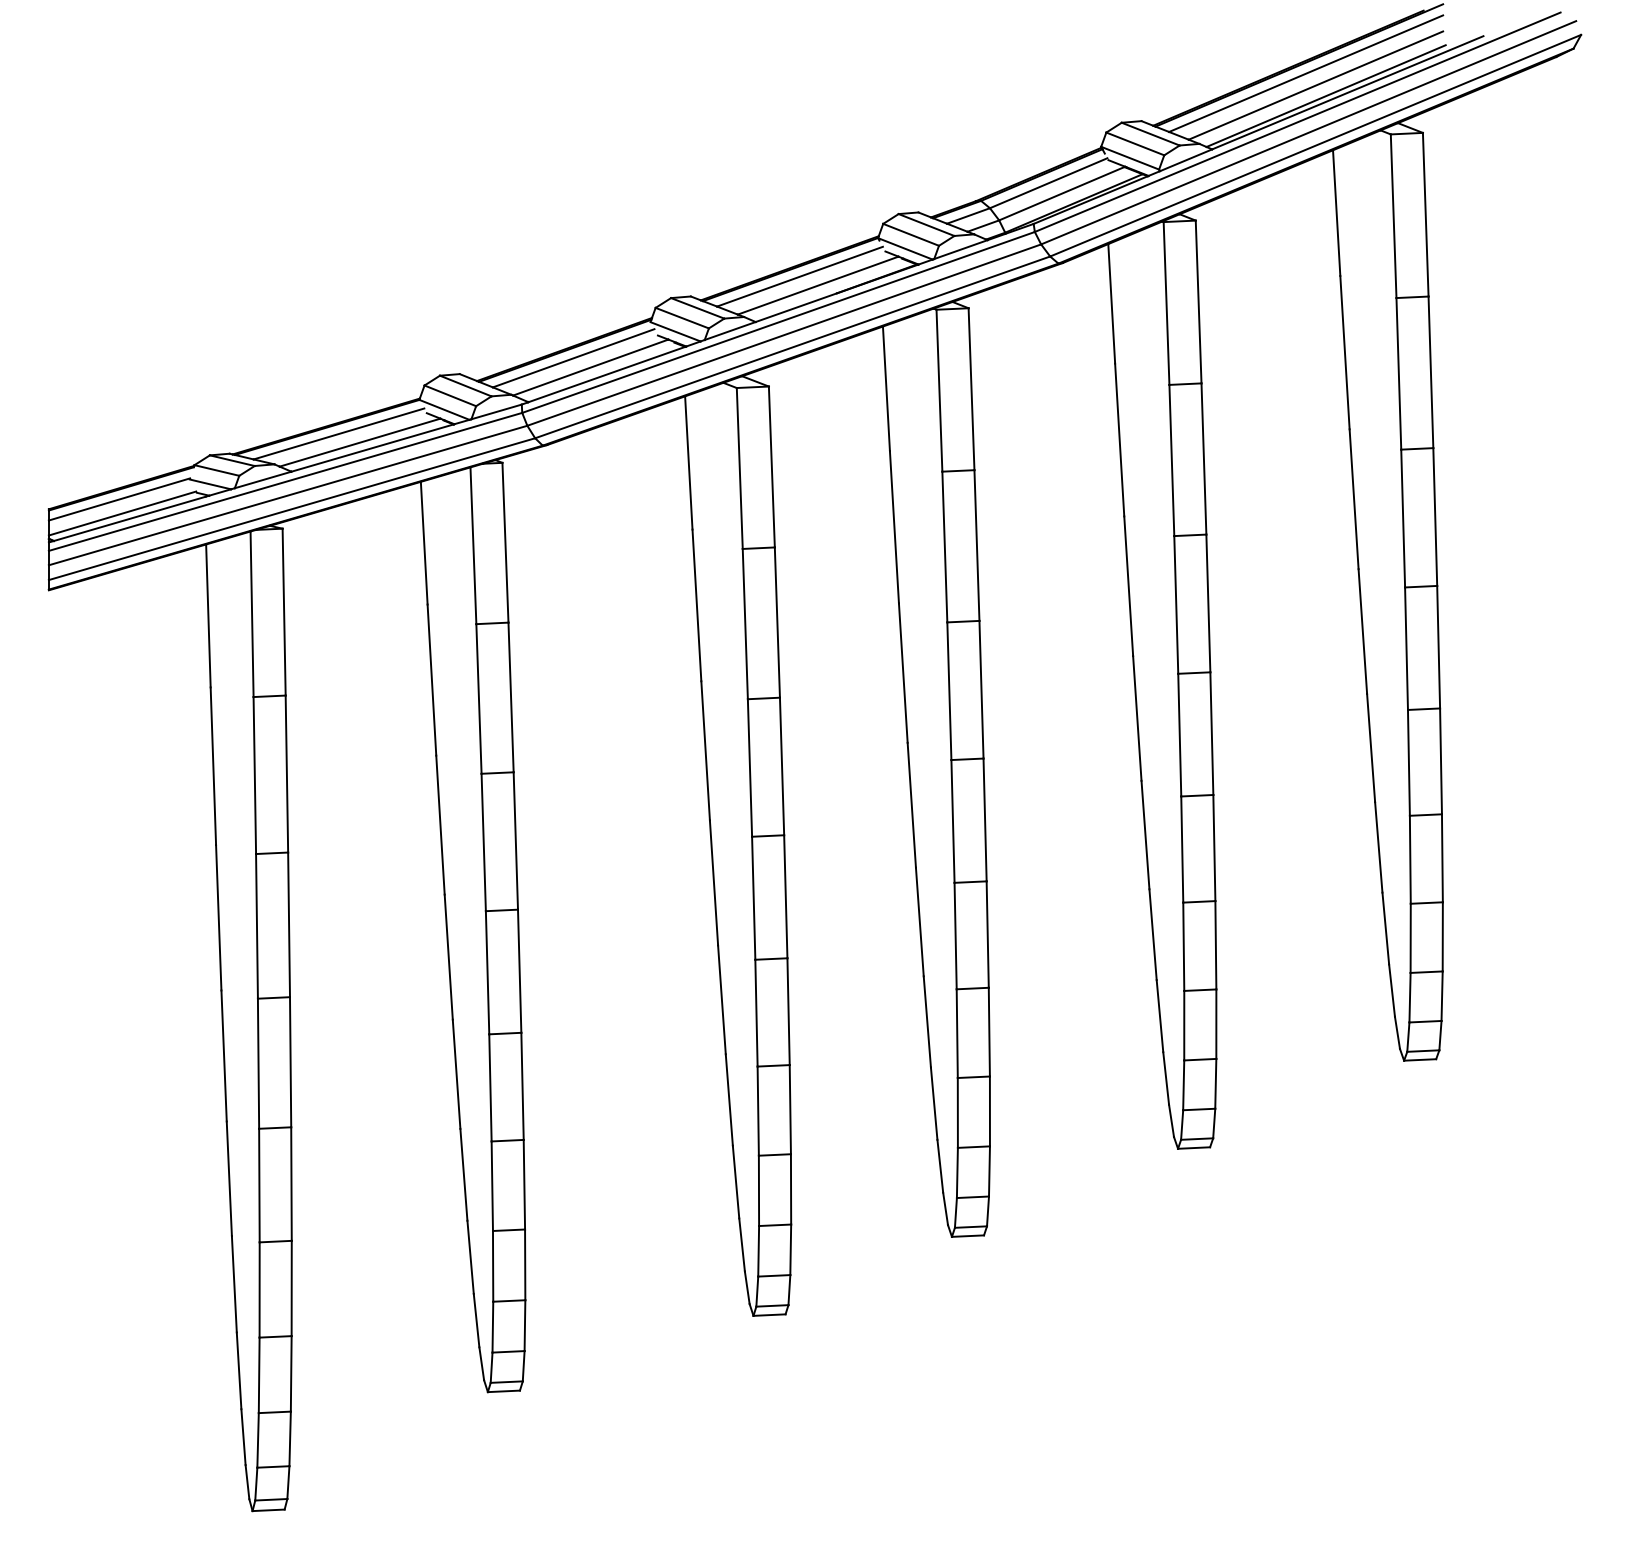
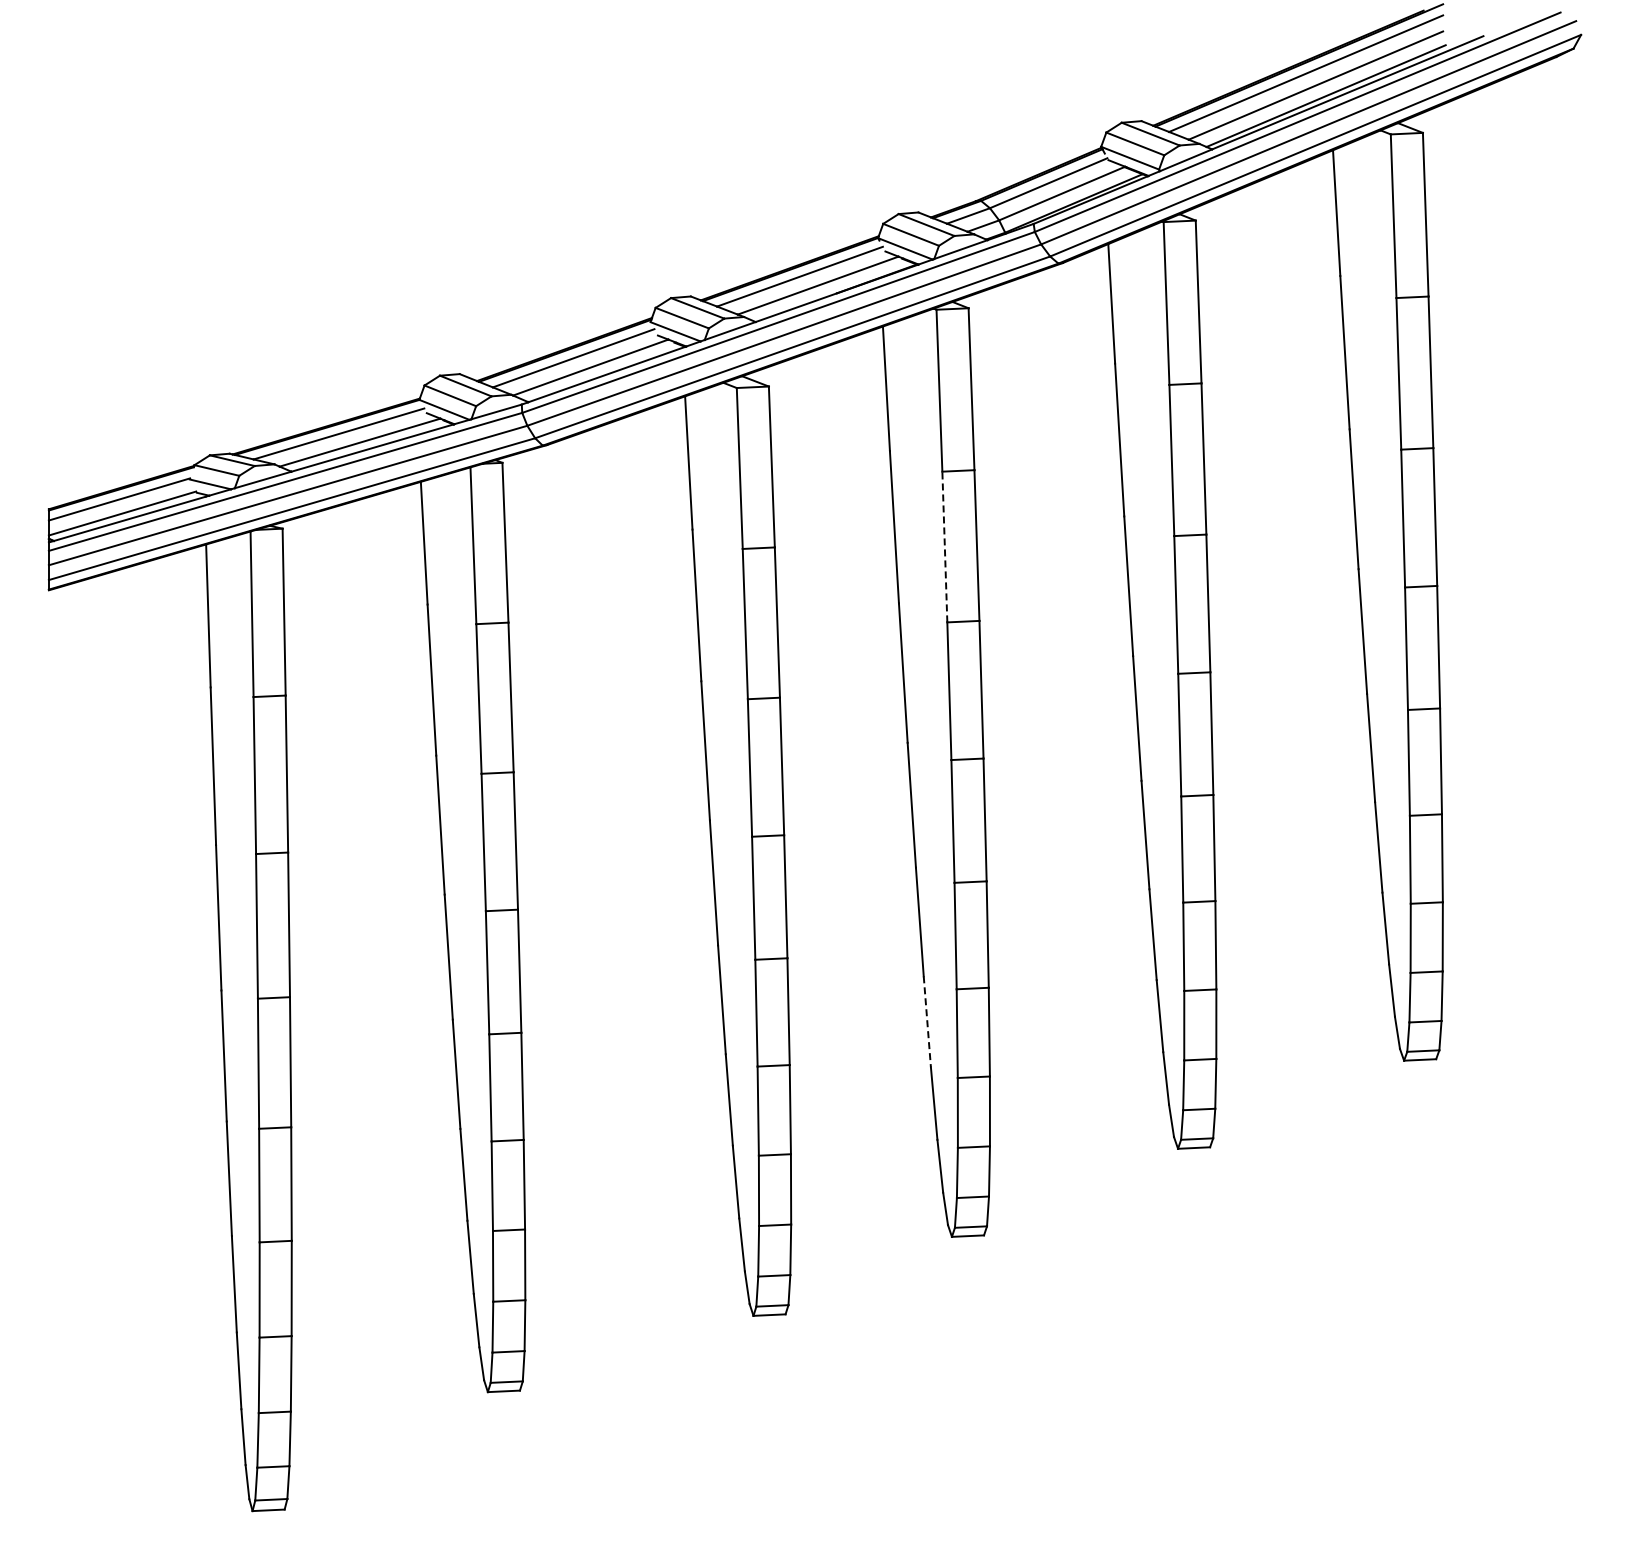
line: solid -> dashed (944, 546)
line: solid -> dashed (927, 1021)
